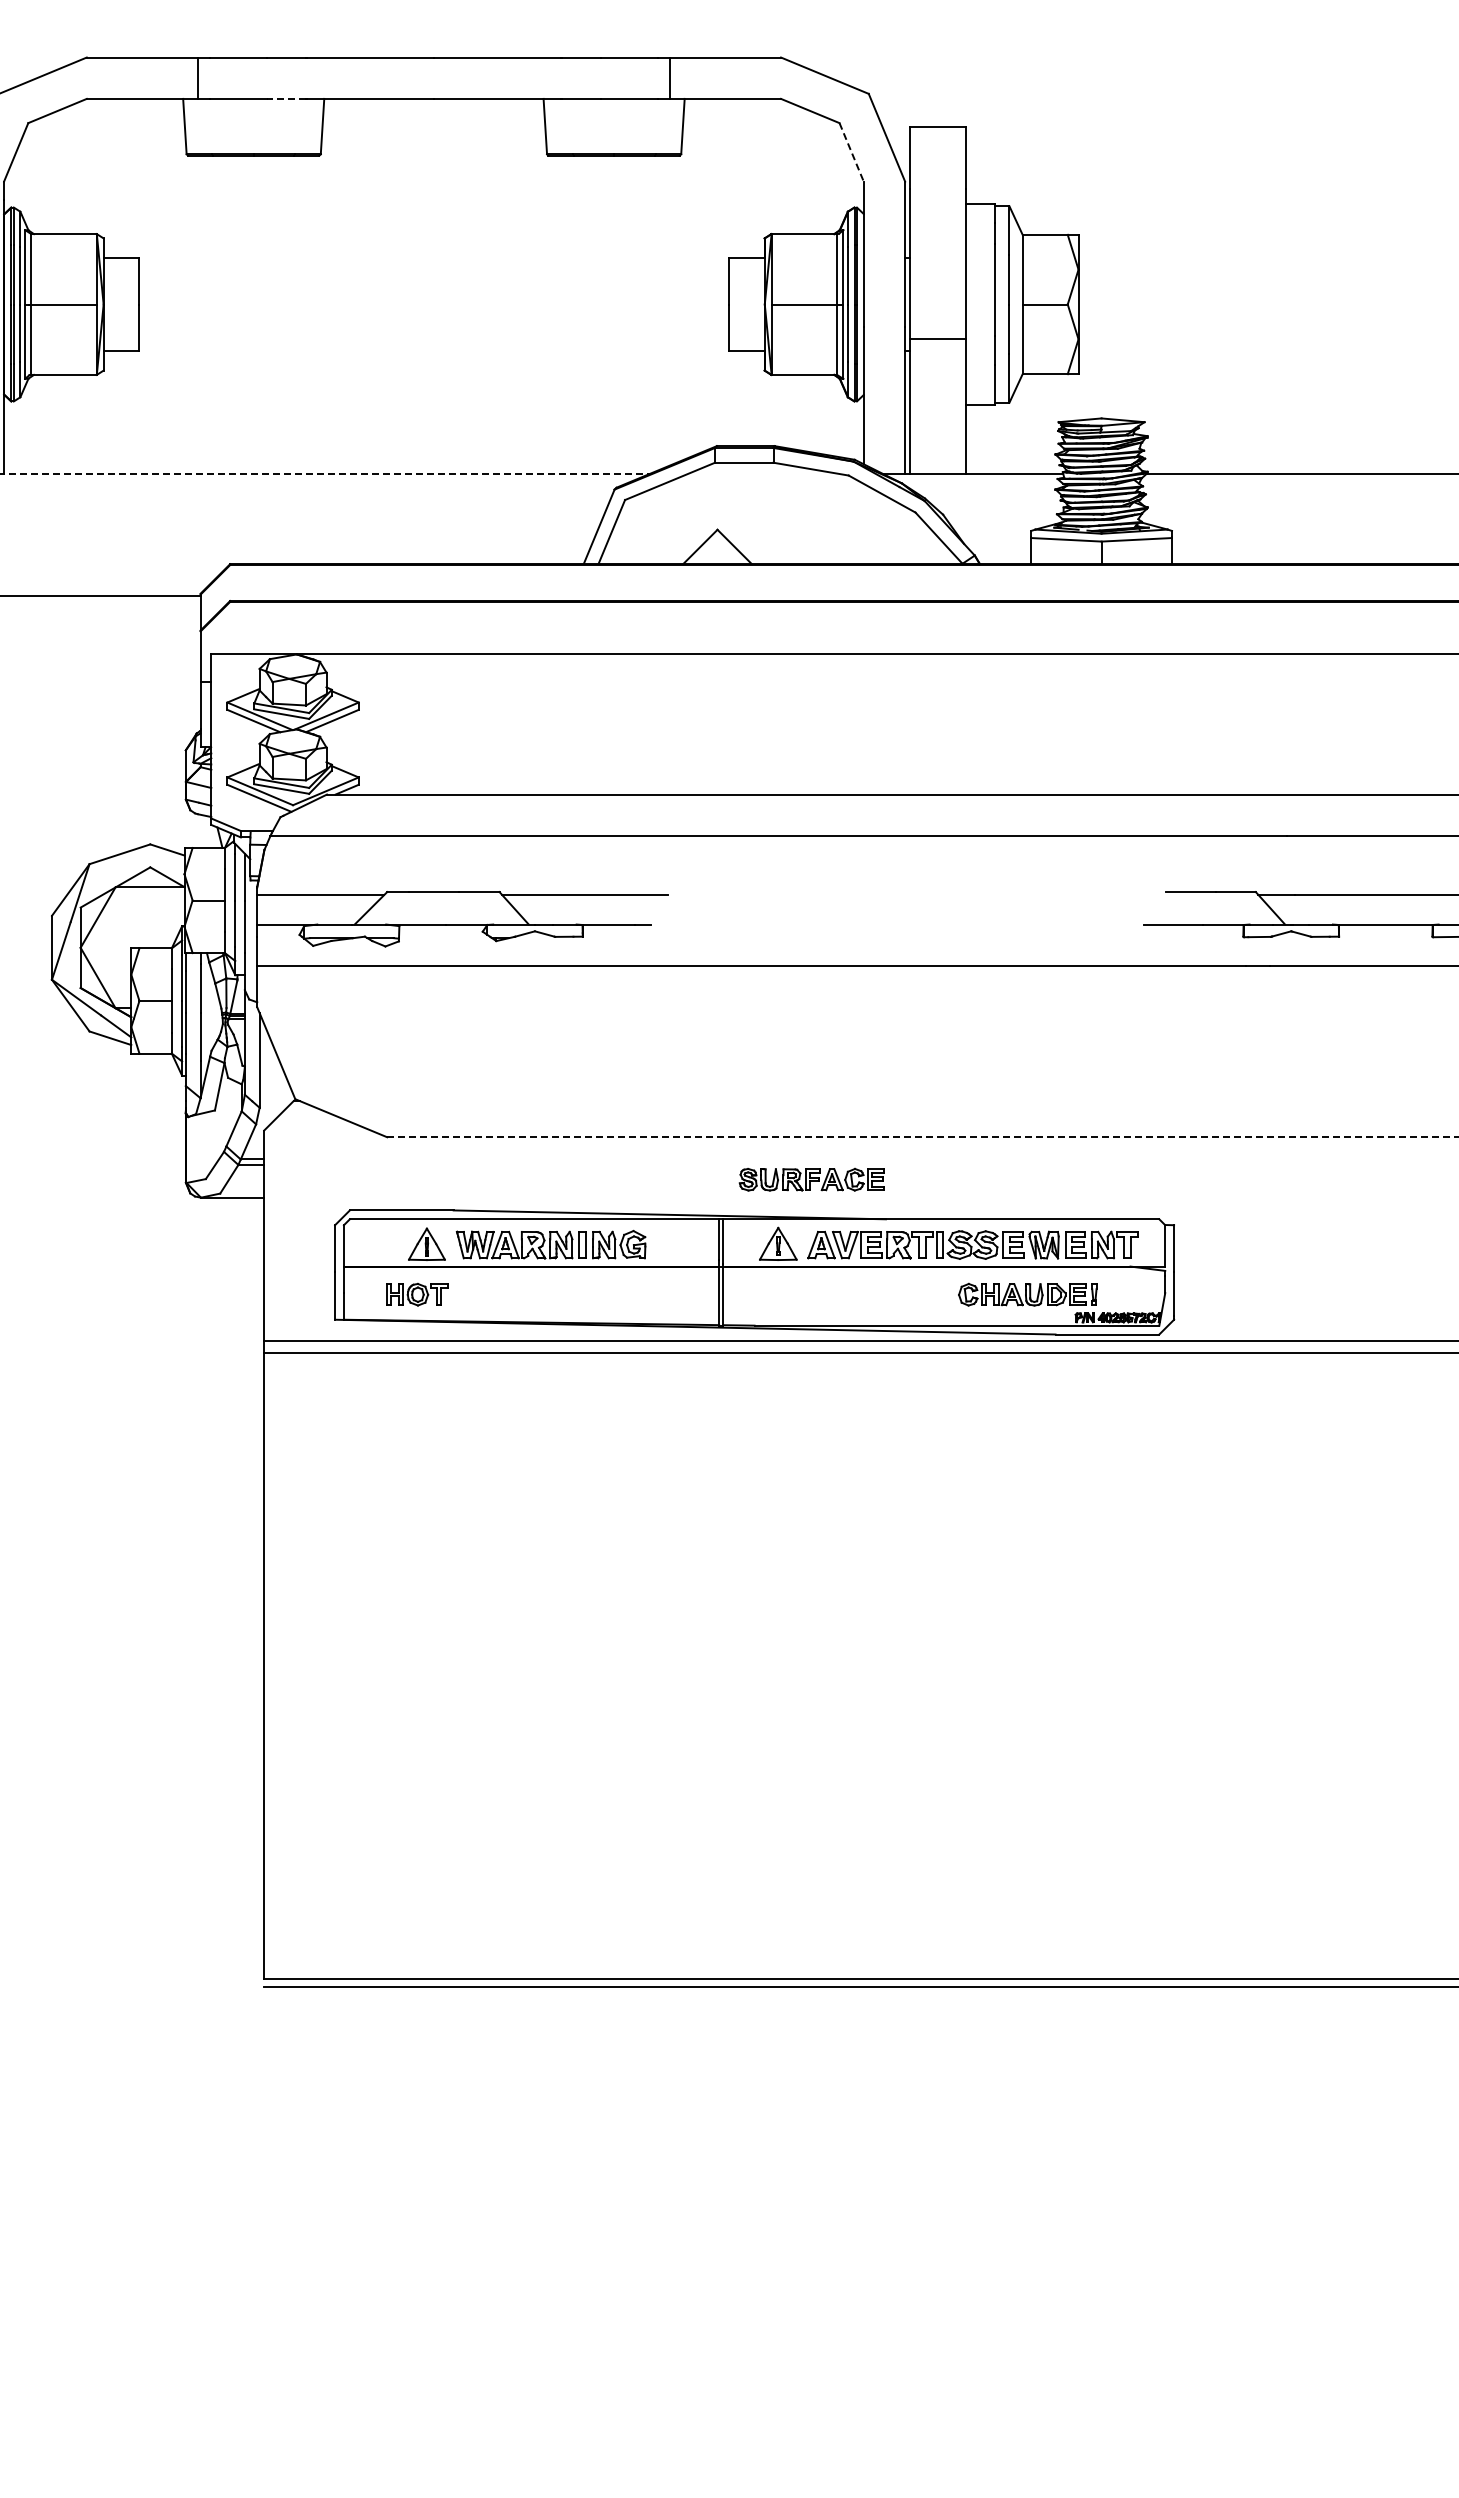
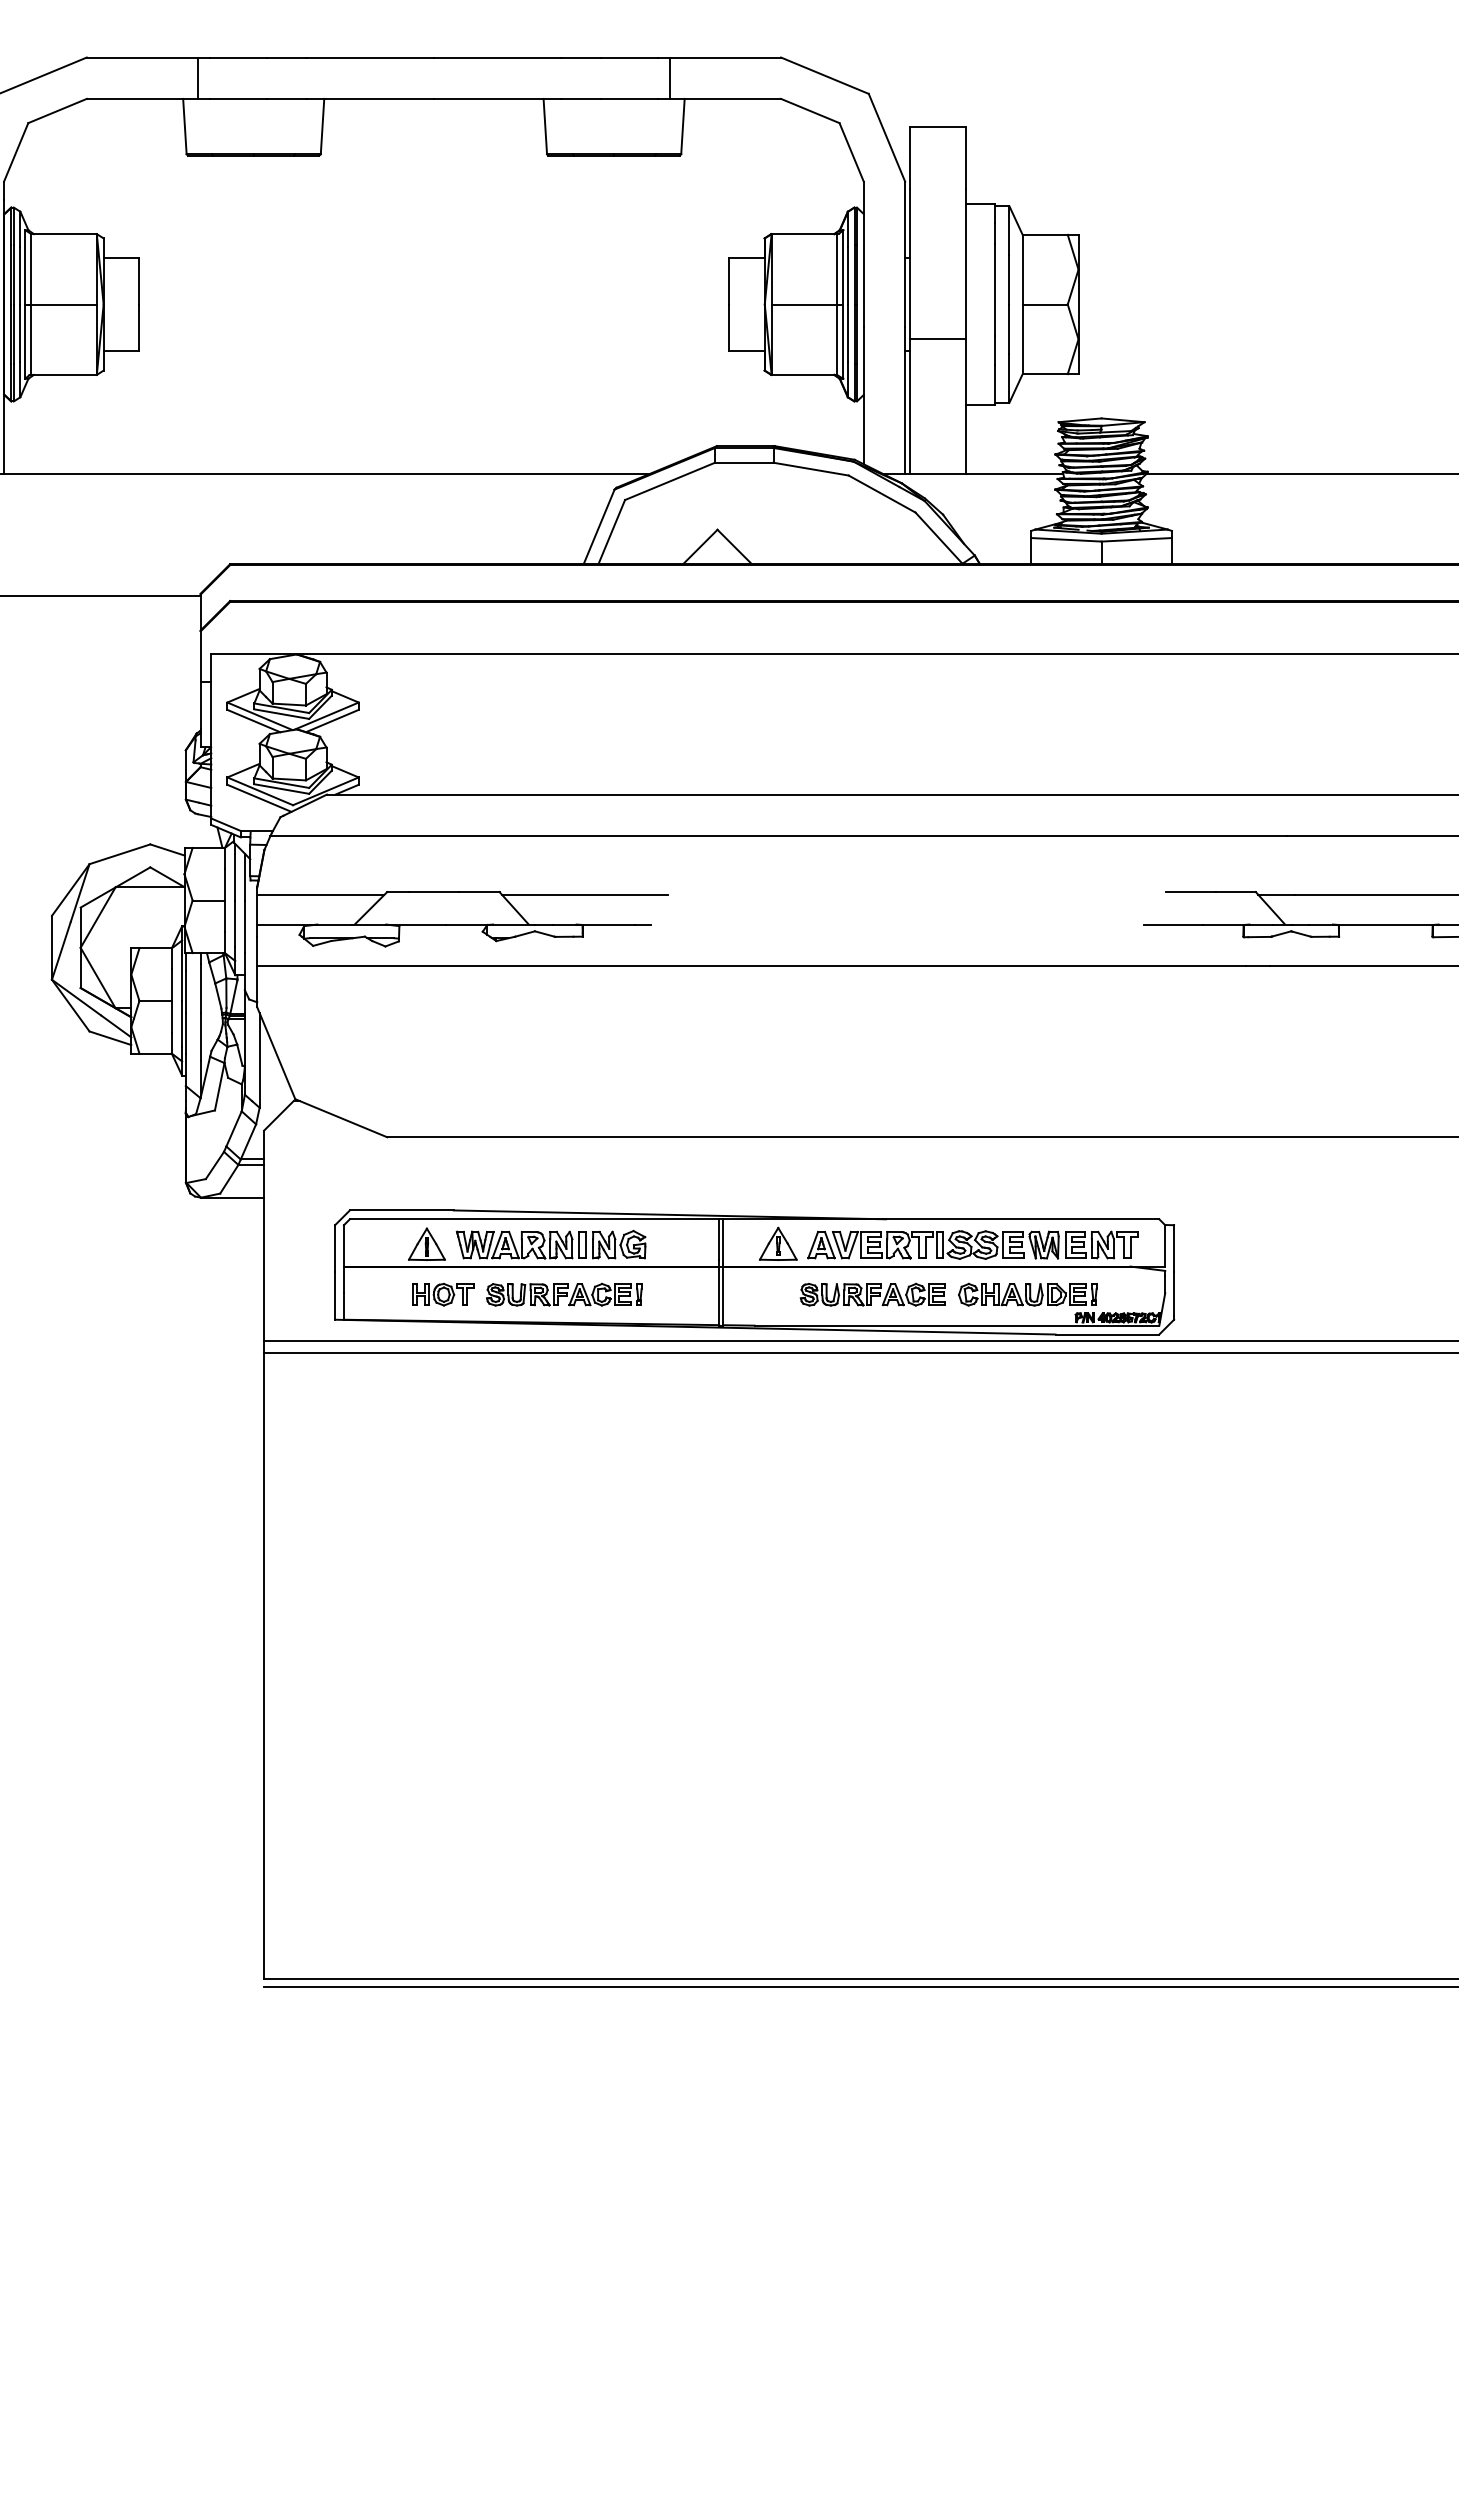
line: dashed -> solid (286, 98)
line: dashed -> solid (851, 152)
line: dashed -> solid (325, 473)
line: dashed -> solid (923, 1137)
part position: (811, 1179) -> (872, 1294) (872, 1294)
part position: (417, 1294) -> (443, 1294) (443, 1294)
part: none -> present (564, 1294)
